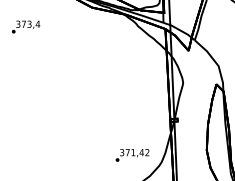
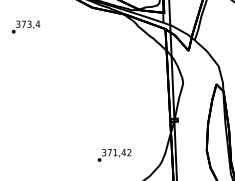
text position: (132, 155) -> (114, 155) (114, 155)
